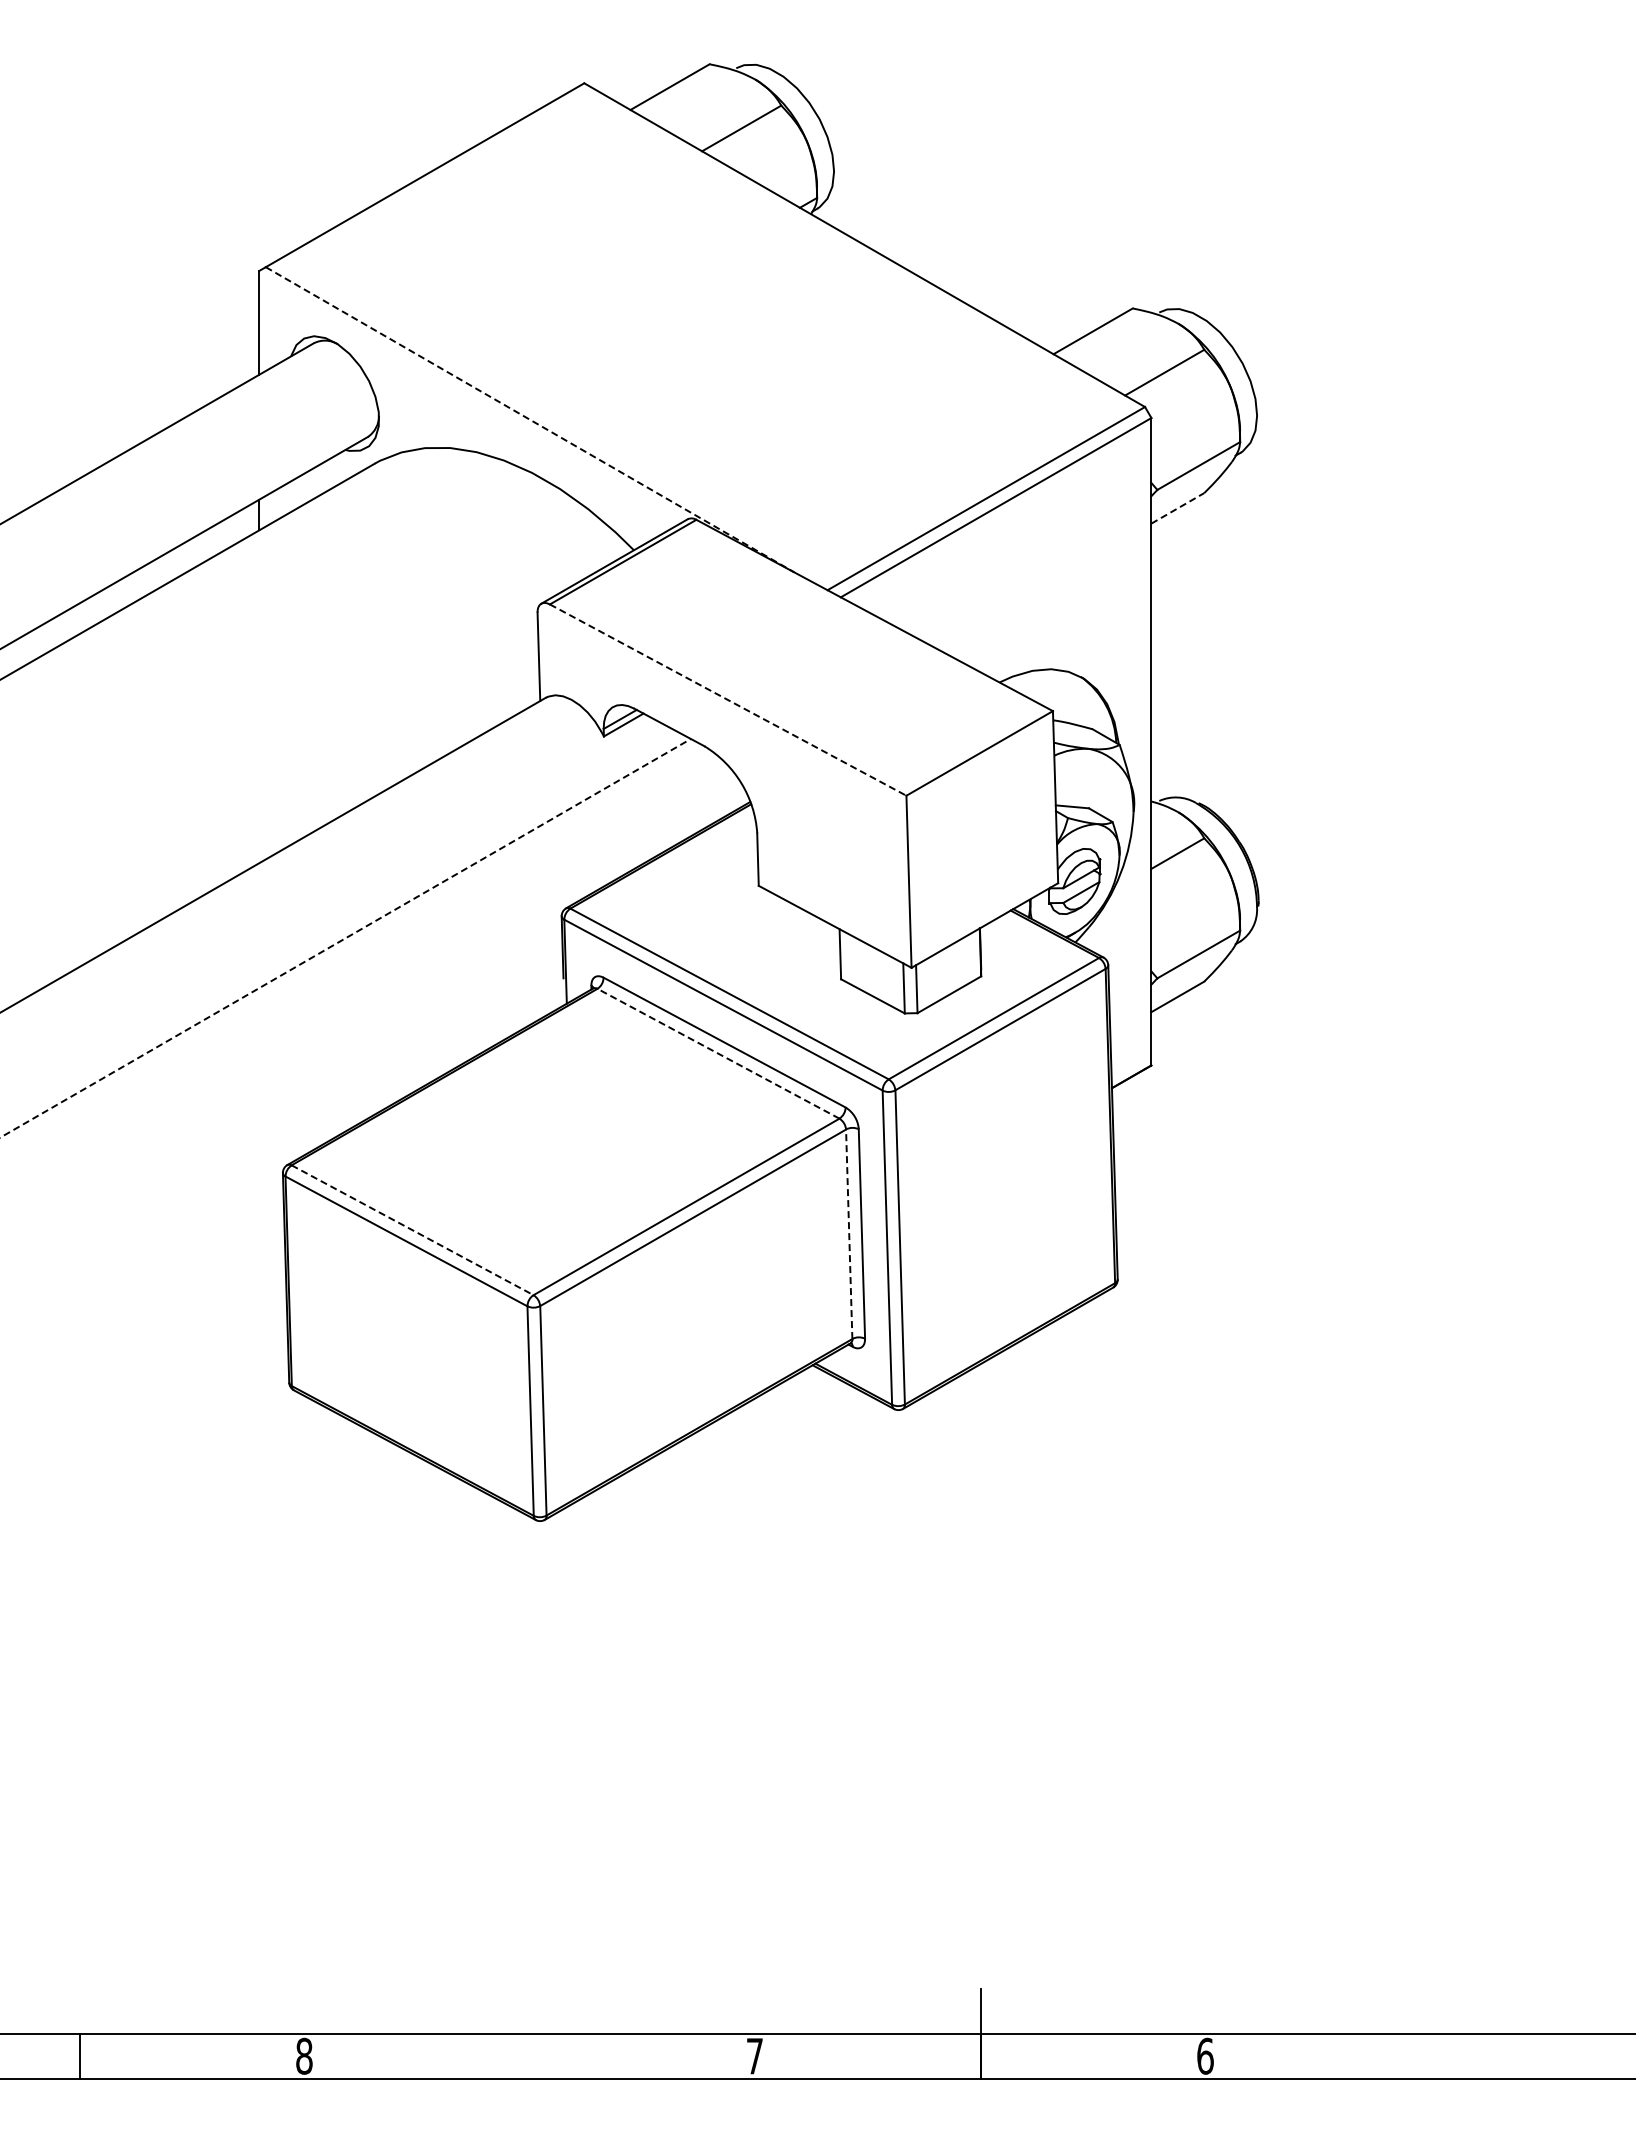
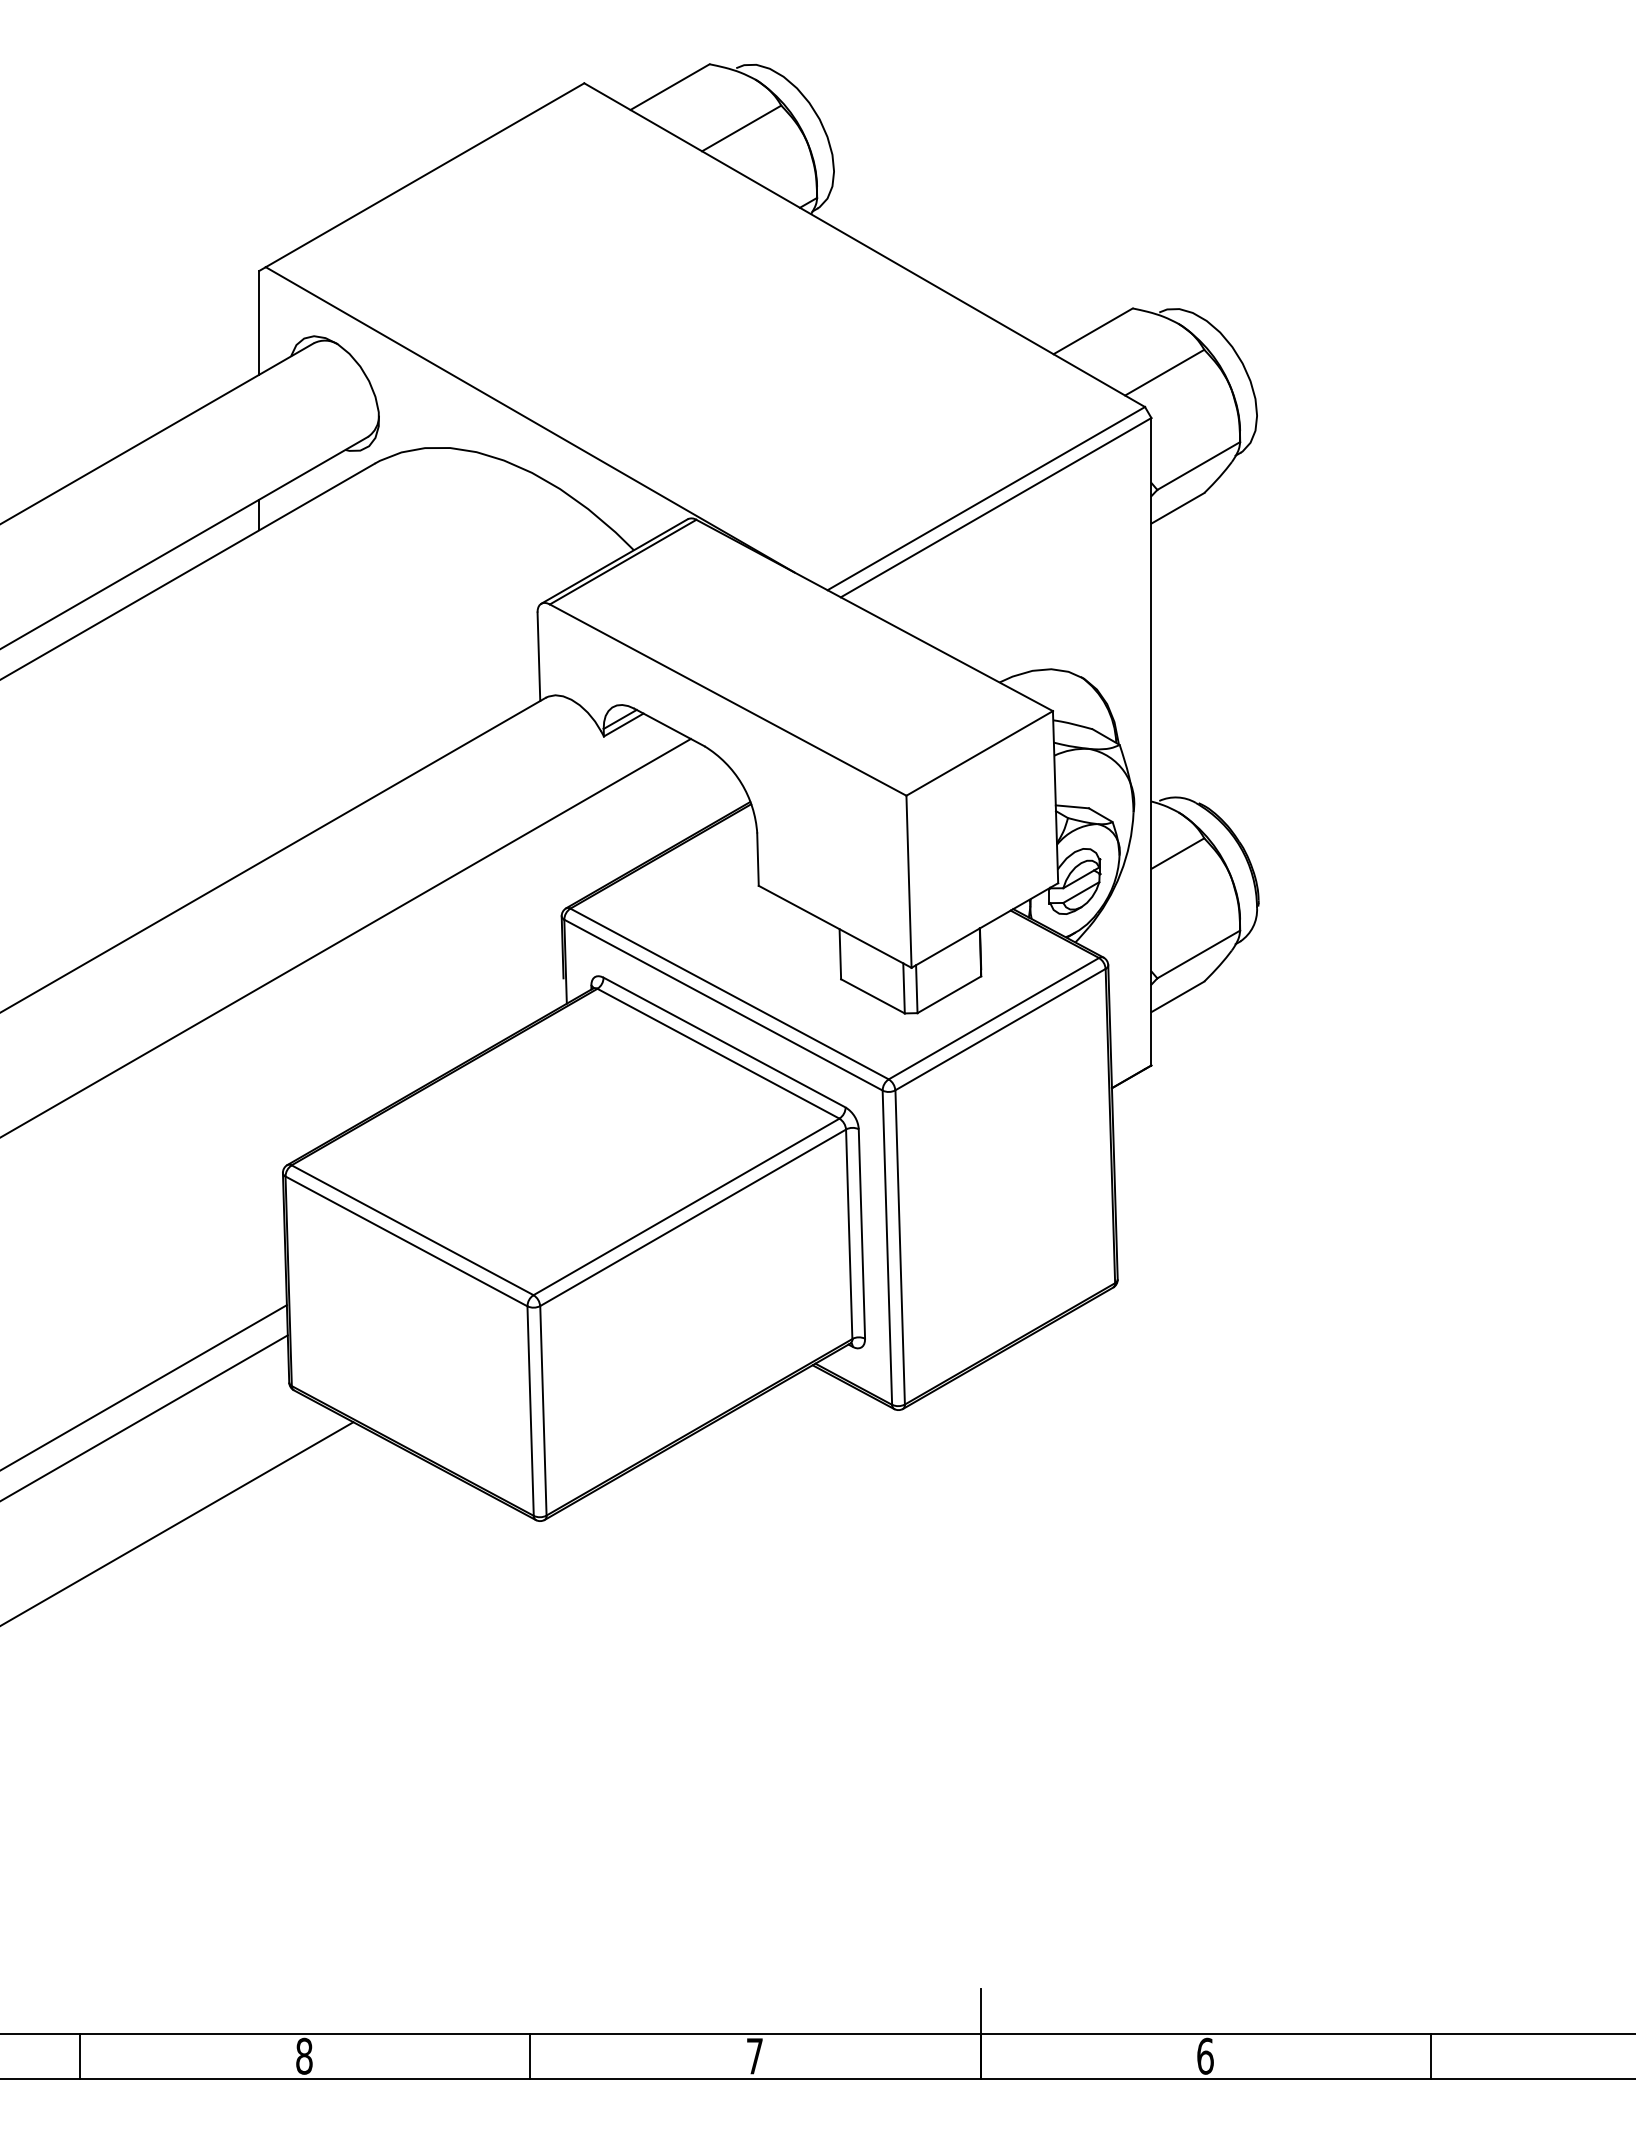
line: dashed -> solid (530, 420)
line: dashed -> solid (1177, 508)
line: dashed -> solid (728, 700)
line: dashed -> solid (345, 938)
line: dashed -> solid (718, 1053)
line: dashed -> solid (413, 1230)
line: dashed -> solid (849, 1234)
line: none -> present (144, 1387)
line: none -> present (144, 1417)
line: none -> present (177, 1523)
line: none -> present (530, 2055)
line: none -> present (1431, 2055)
